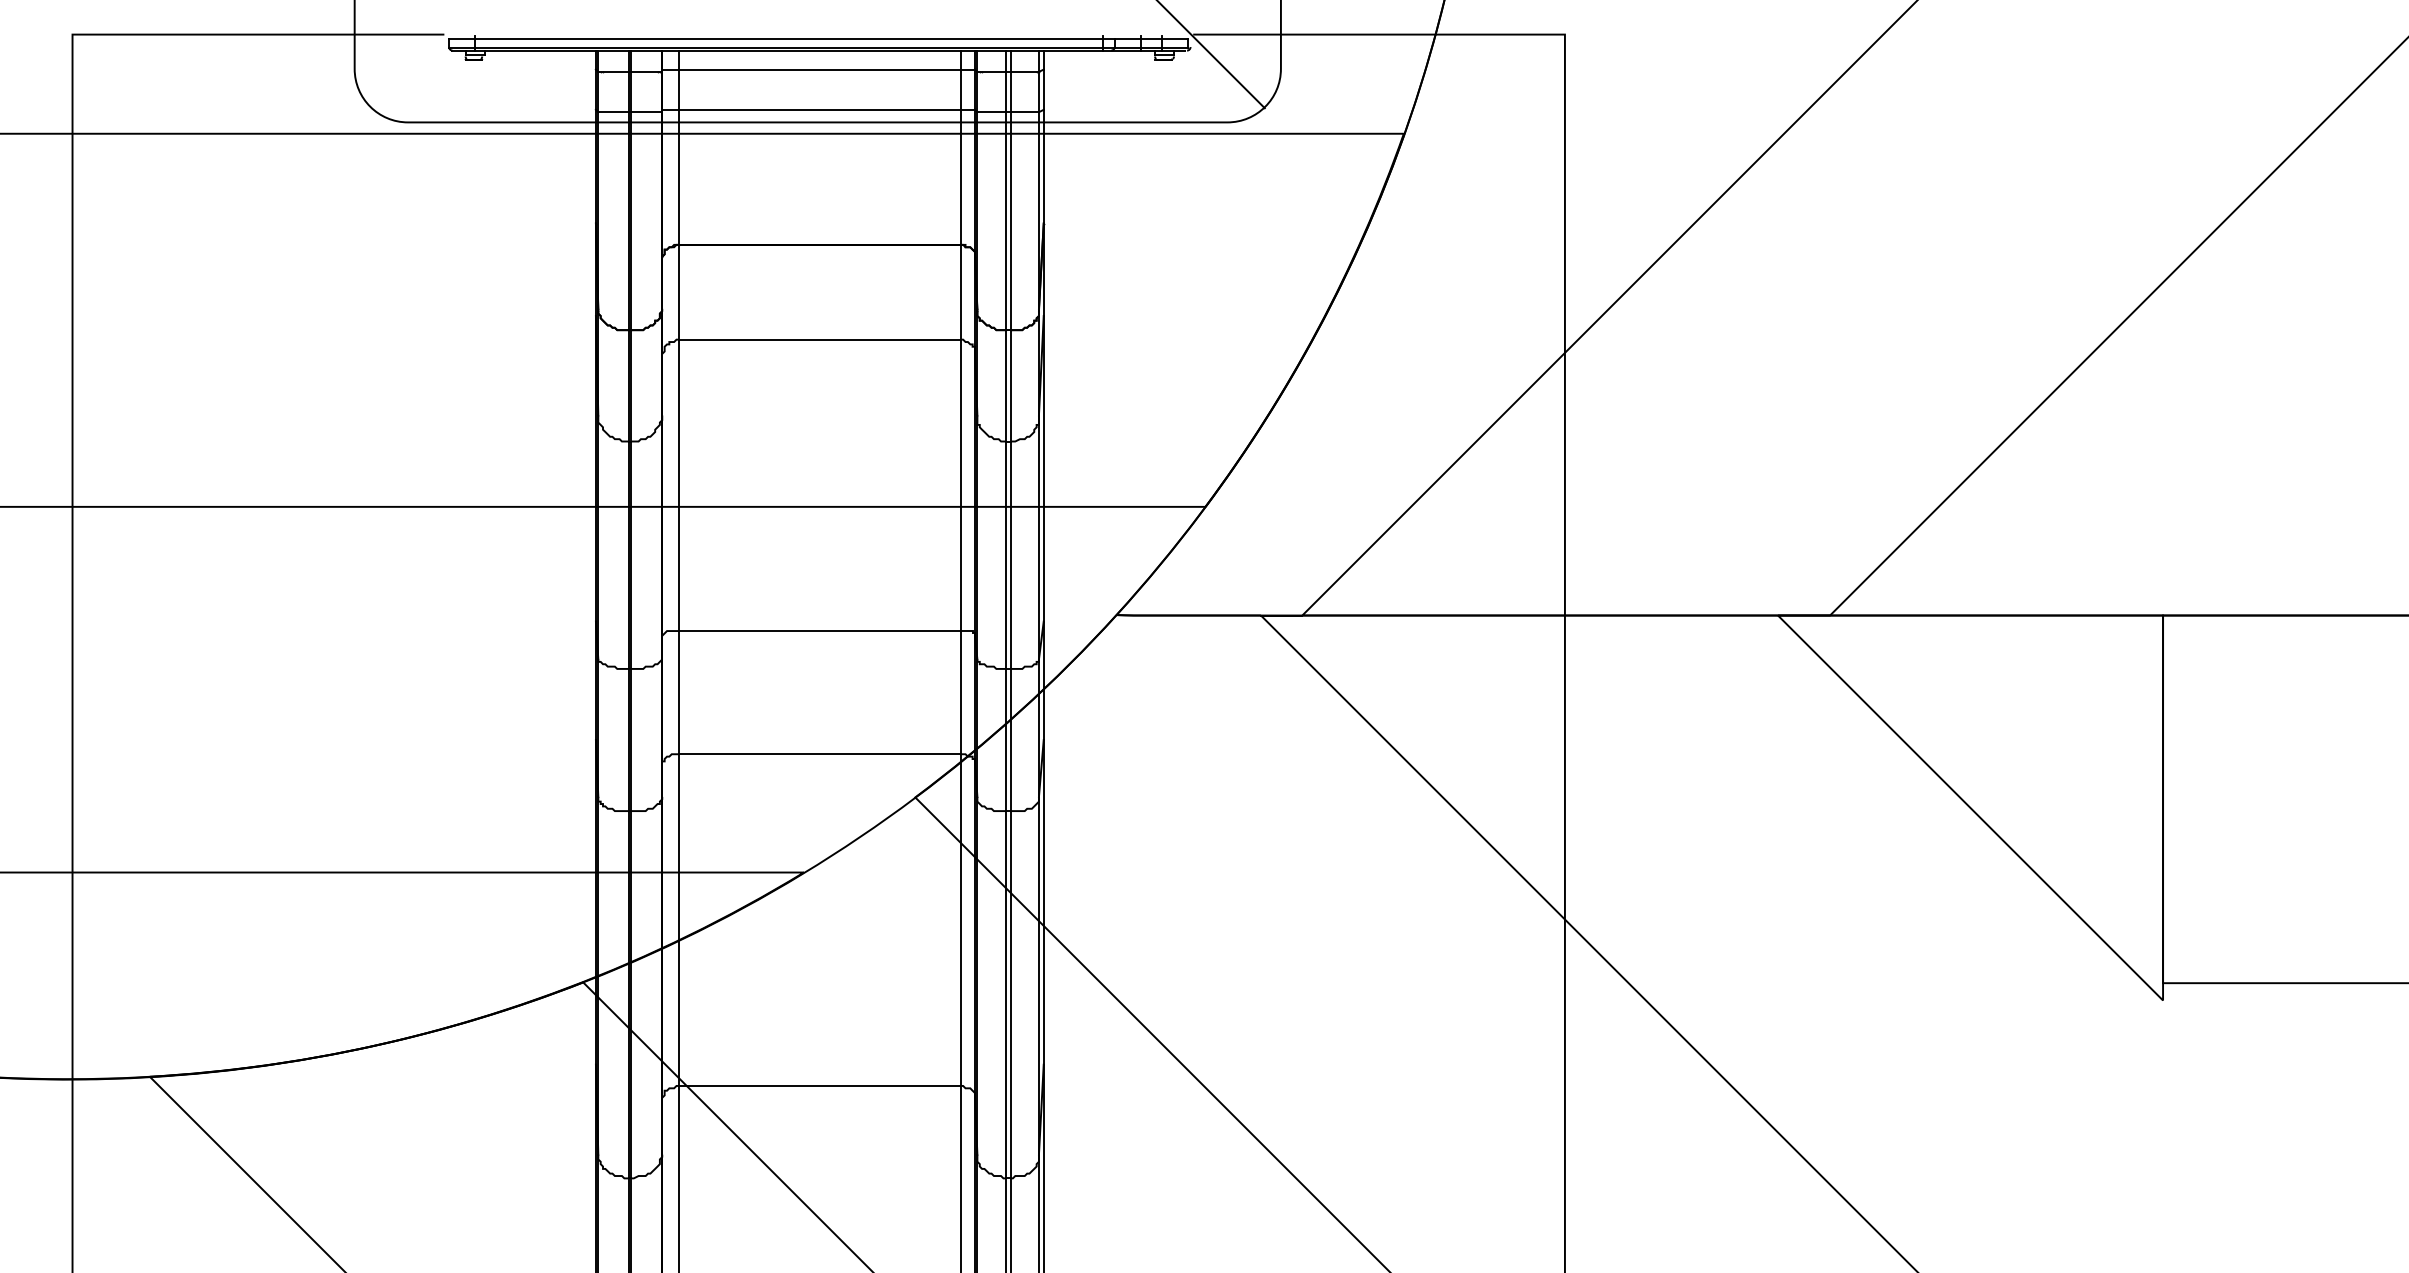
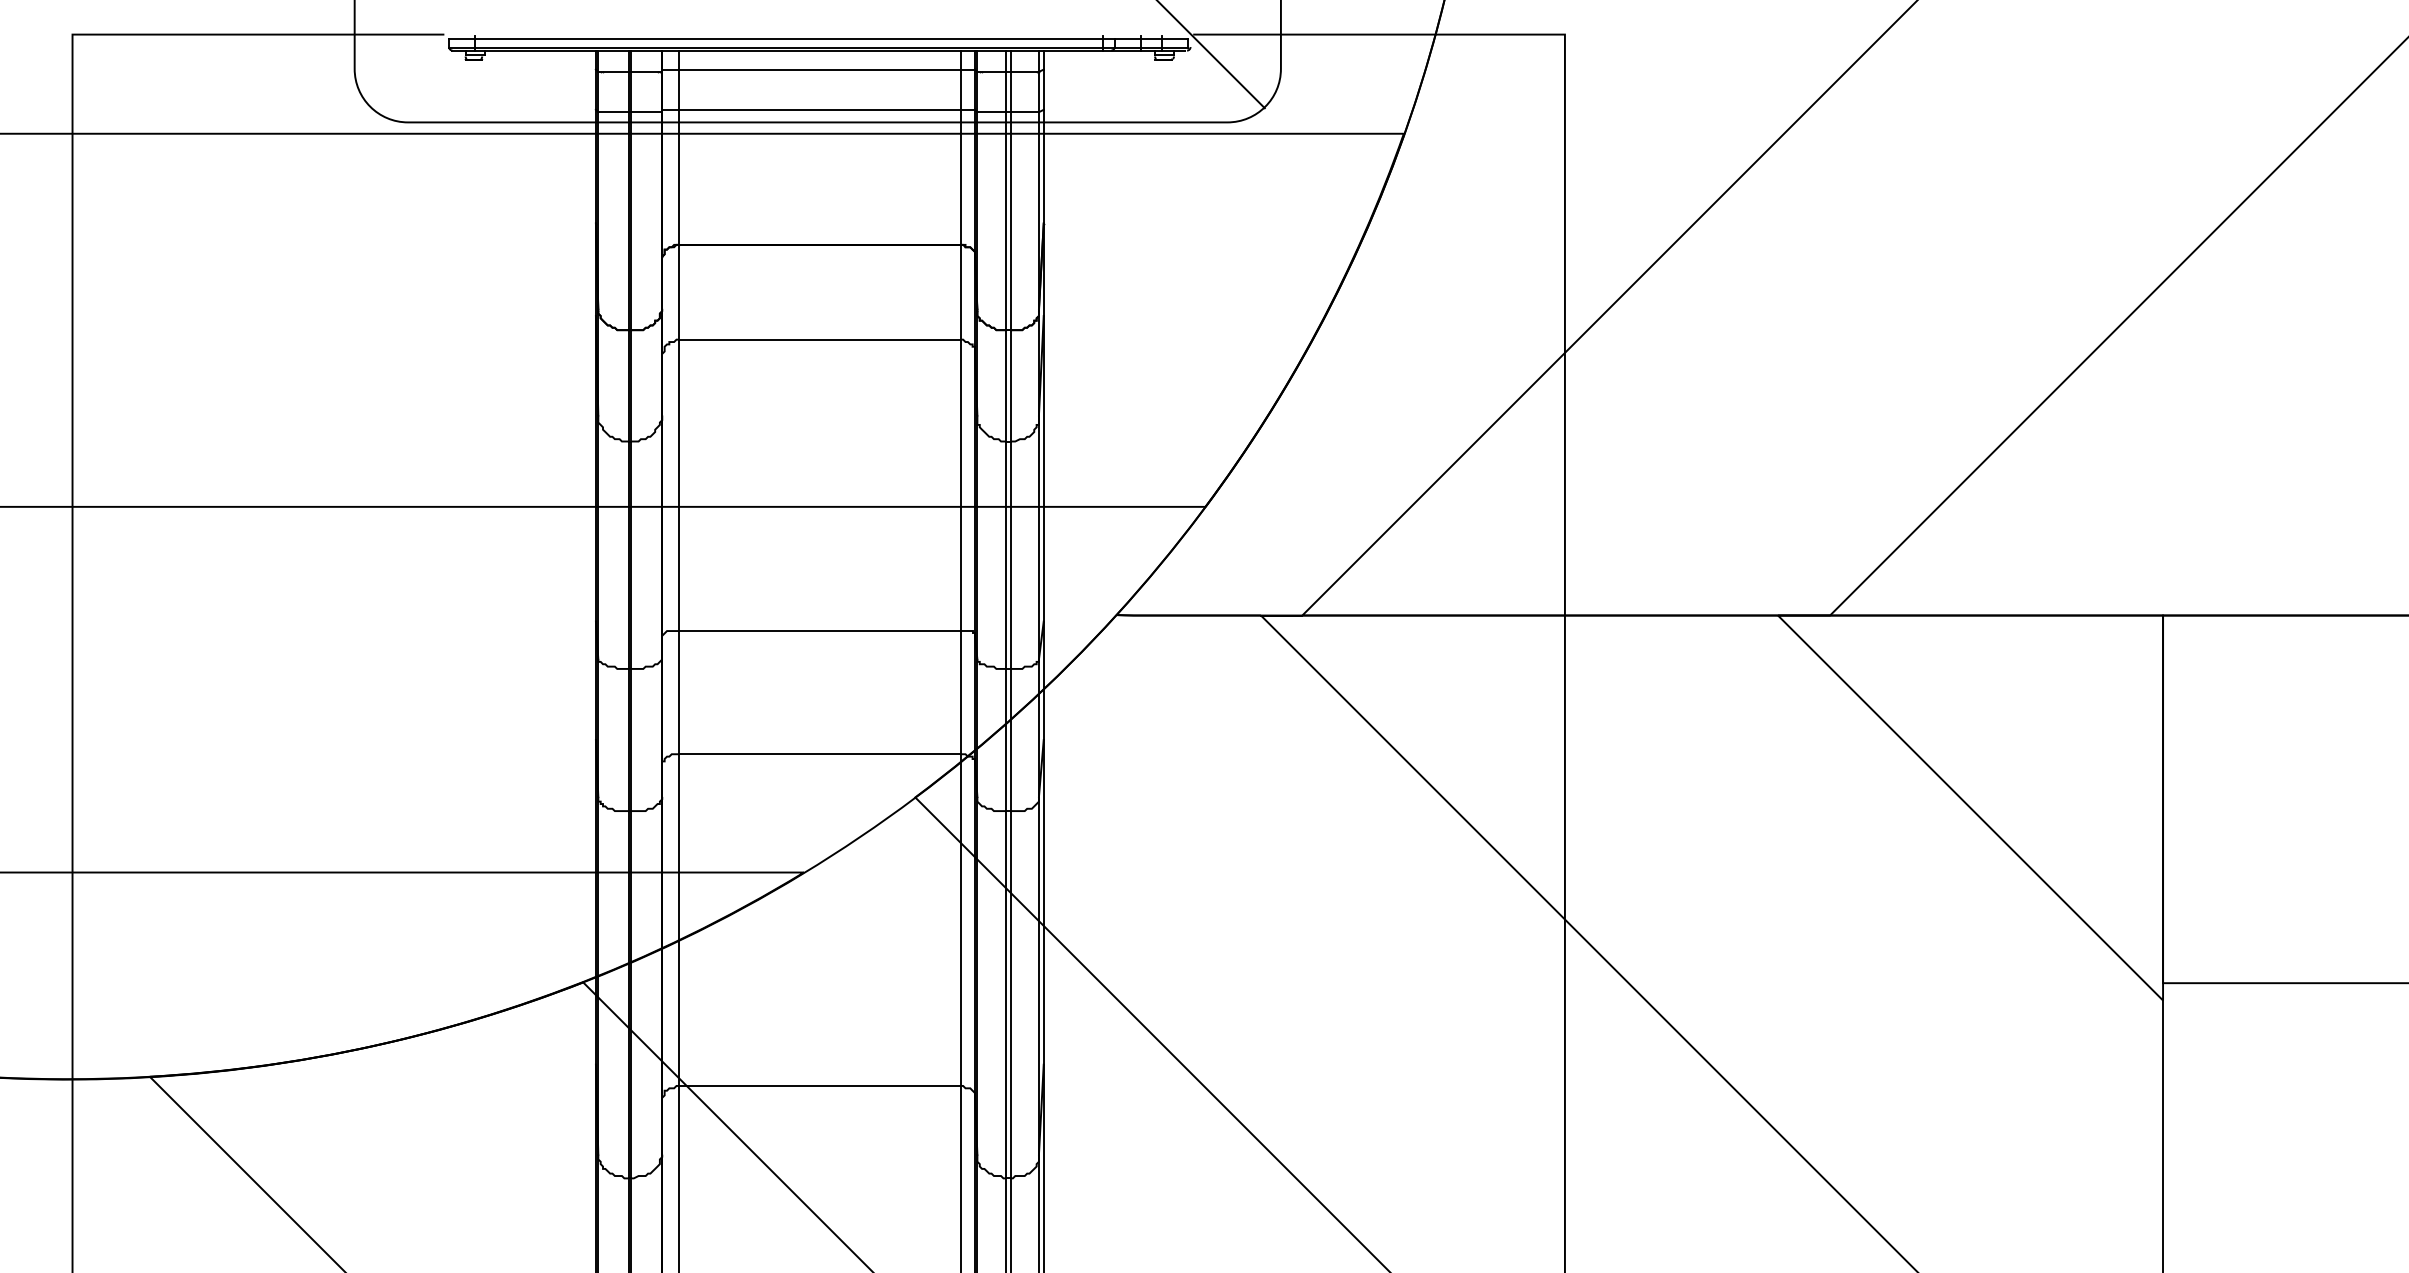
line: none -> present (2163, 1134)
